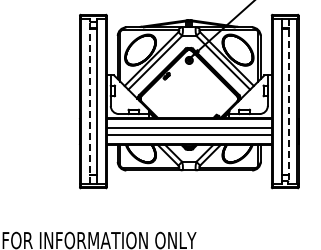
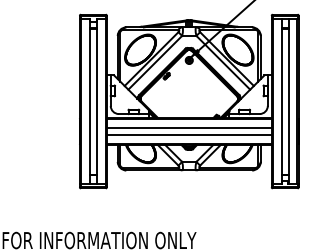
line: dashed -> solid (89, 101)
line: dashed -> solid (288, 101)
